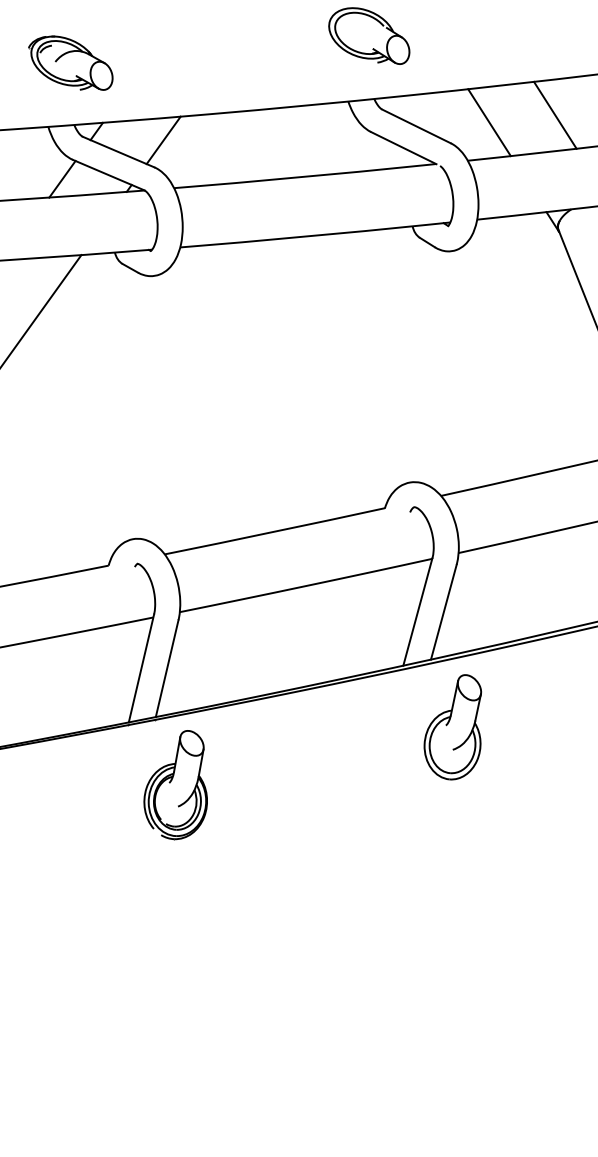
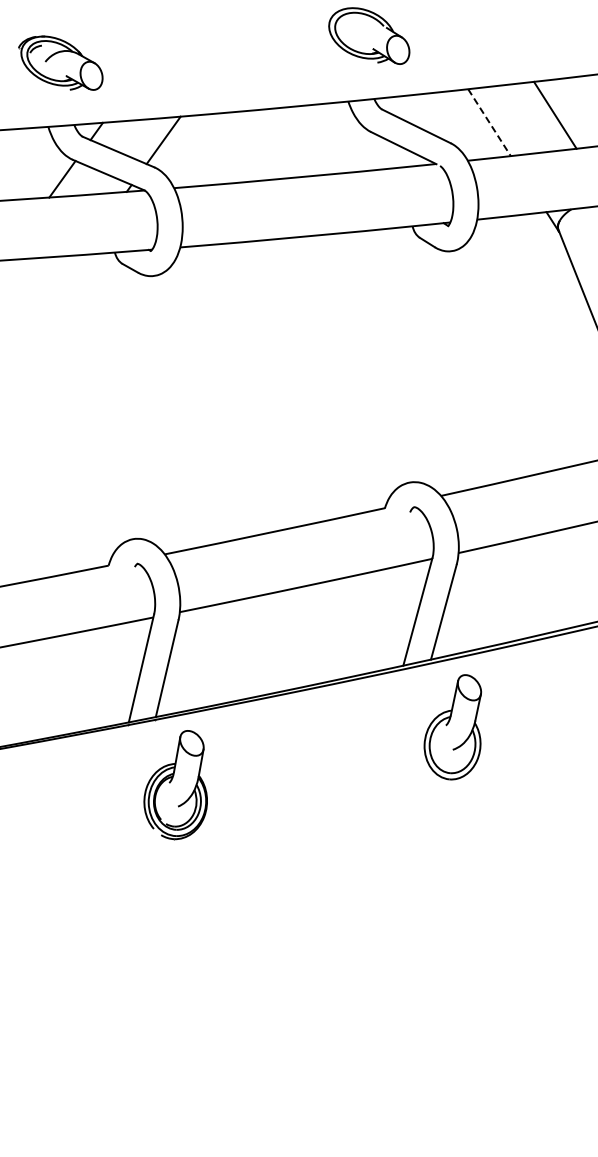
part position: (70, 62) -> (60, 62) (60, 62)
line: solid -> dashed (489, 122)
line: present -> none (41, 310)
